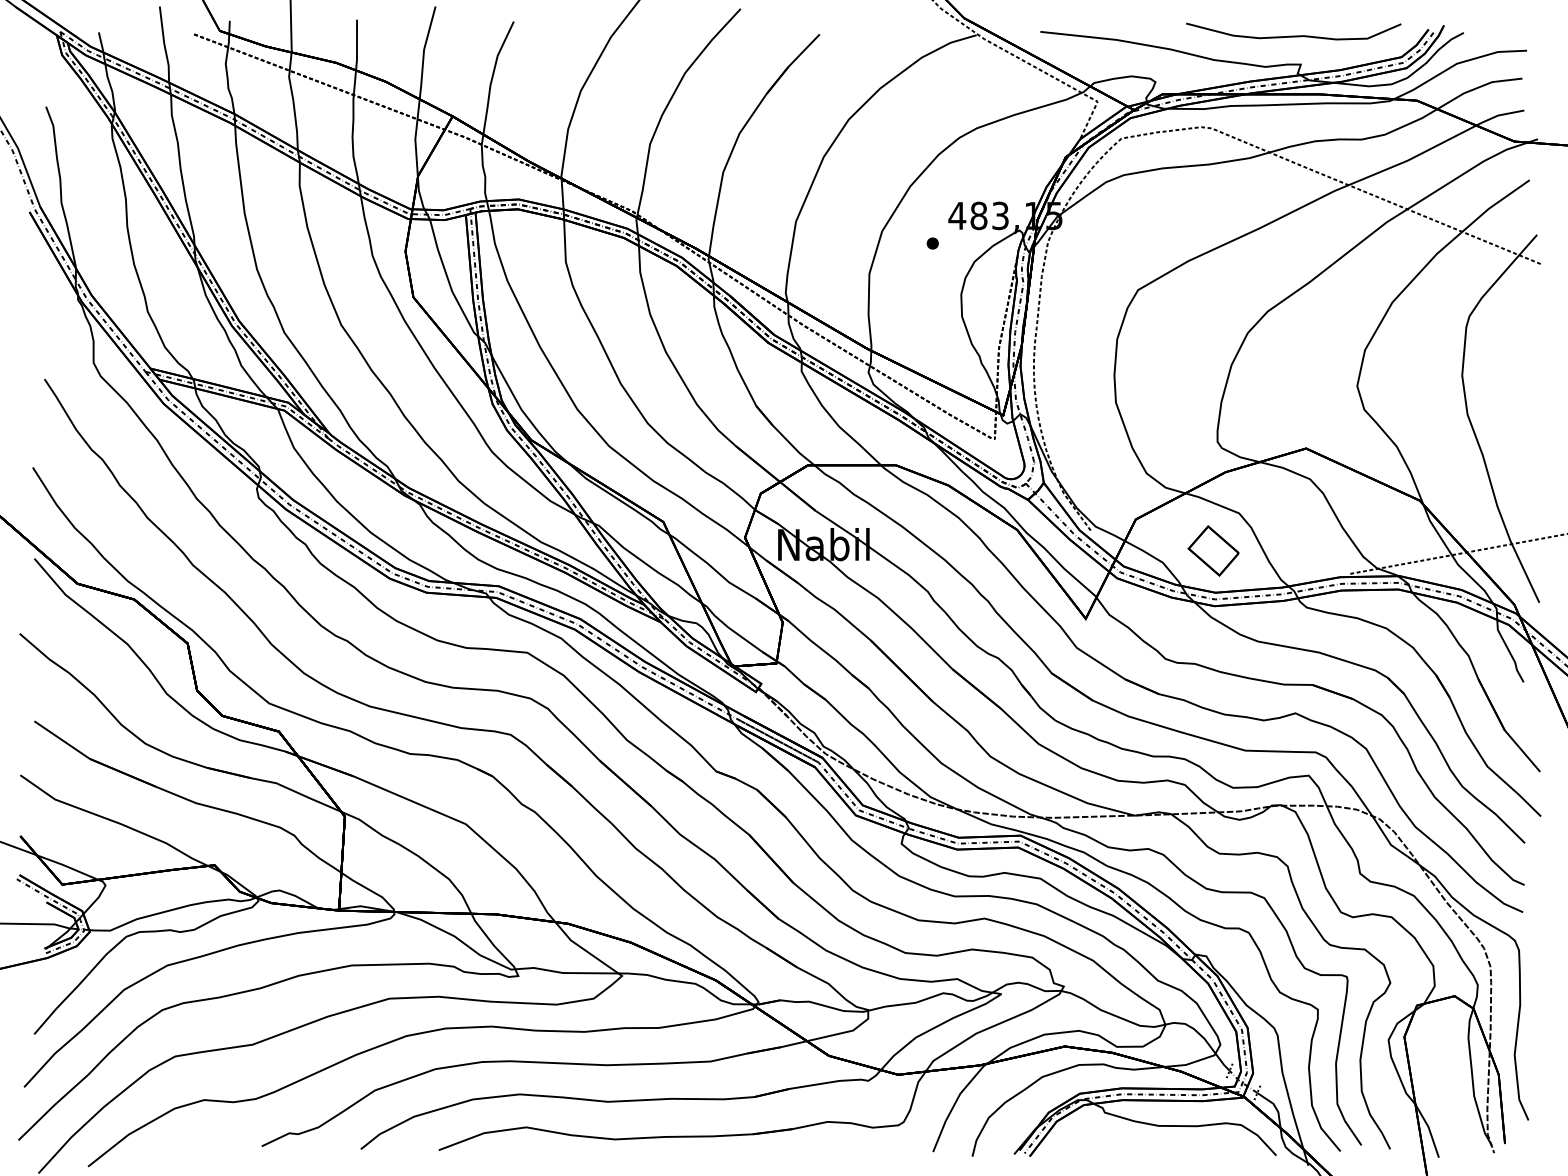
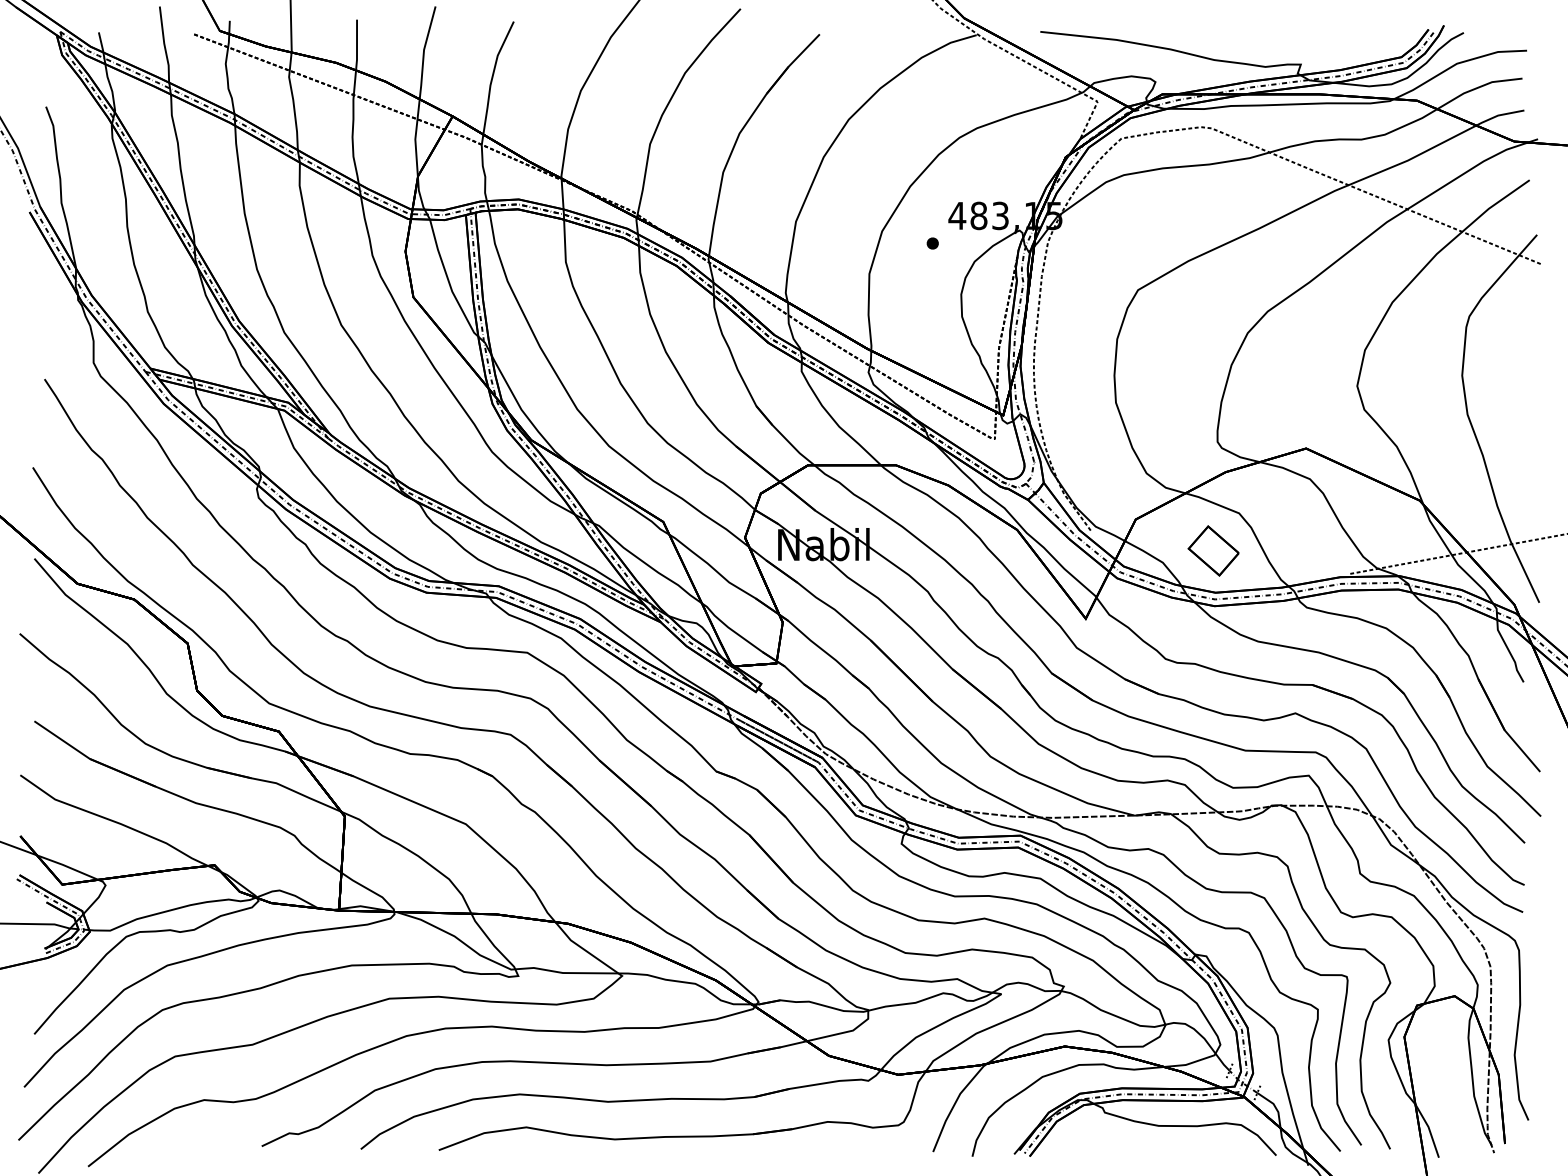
curve: present -> none (1293, 35)
